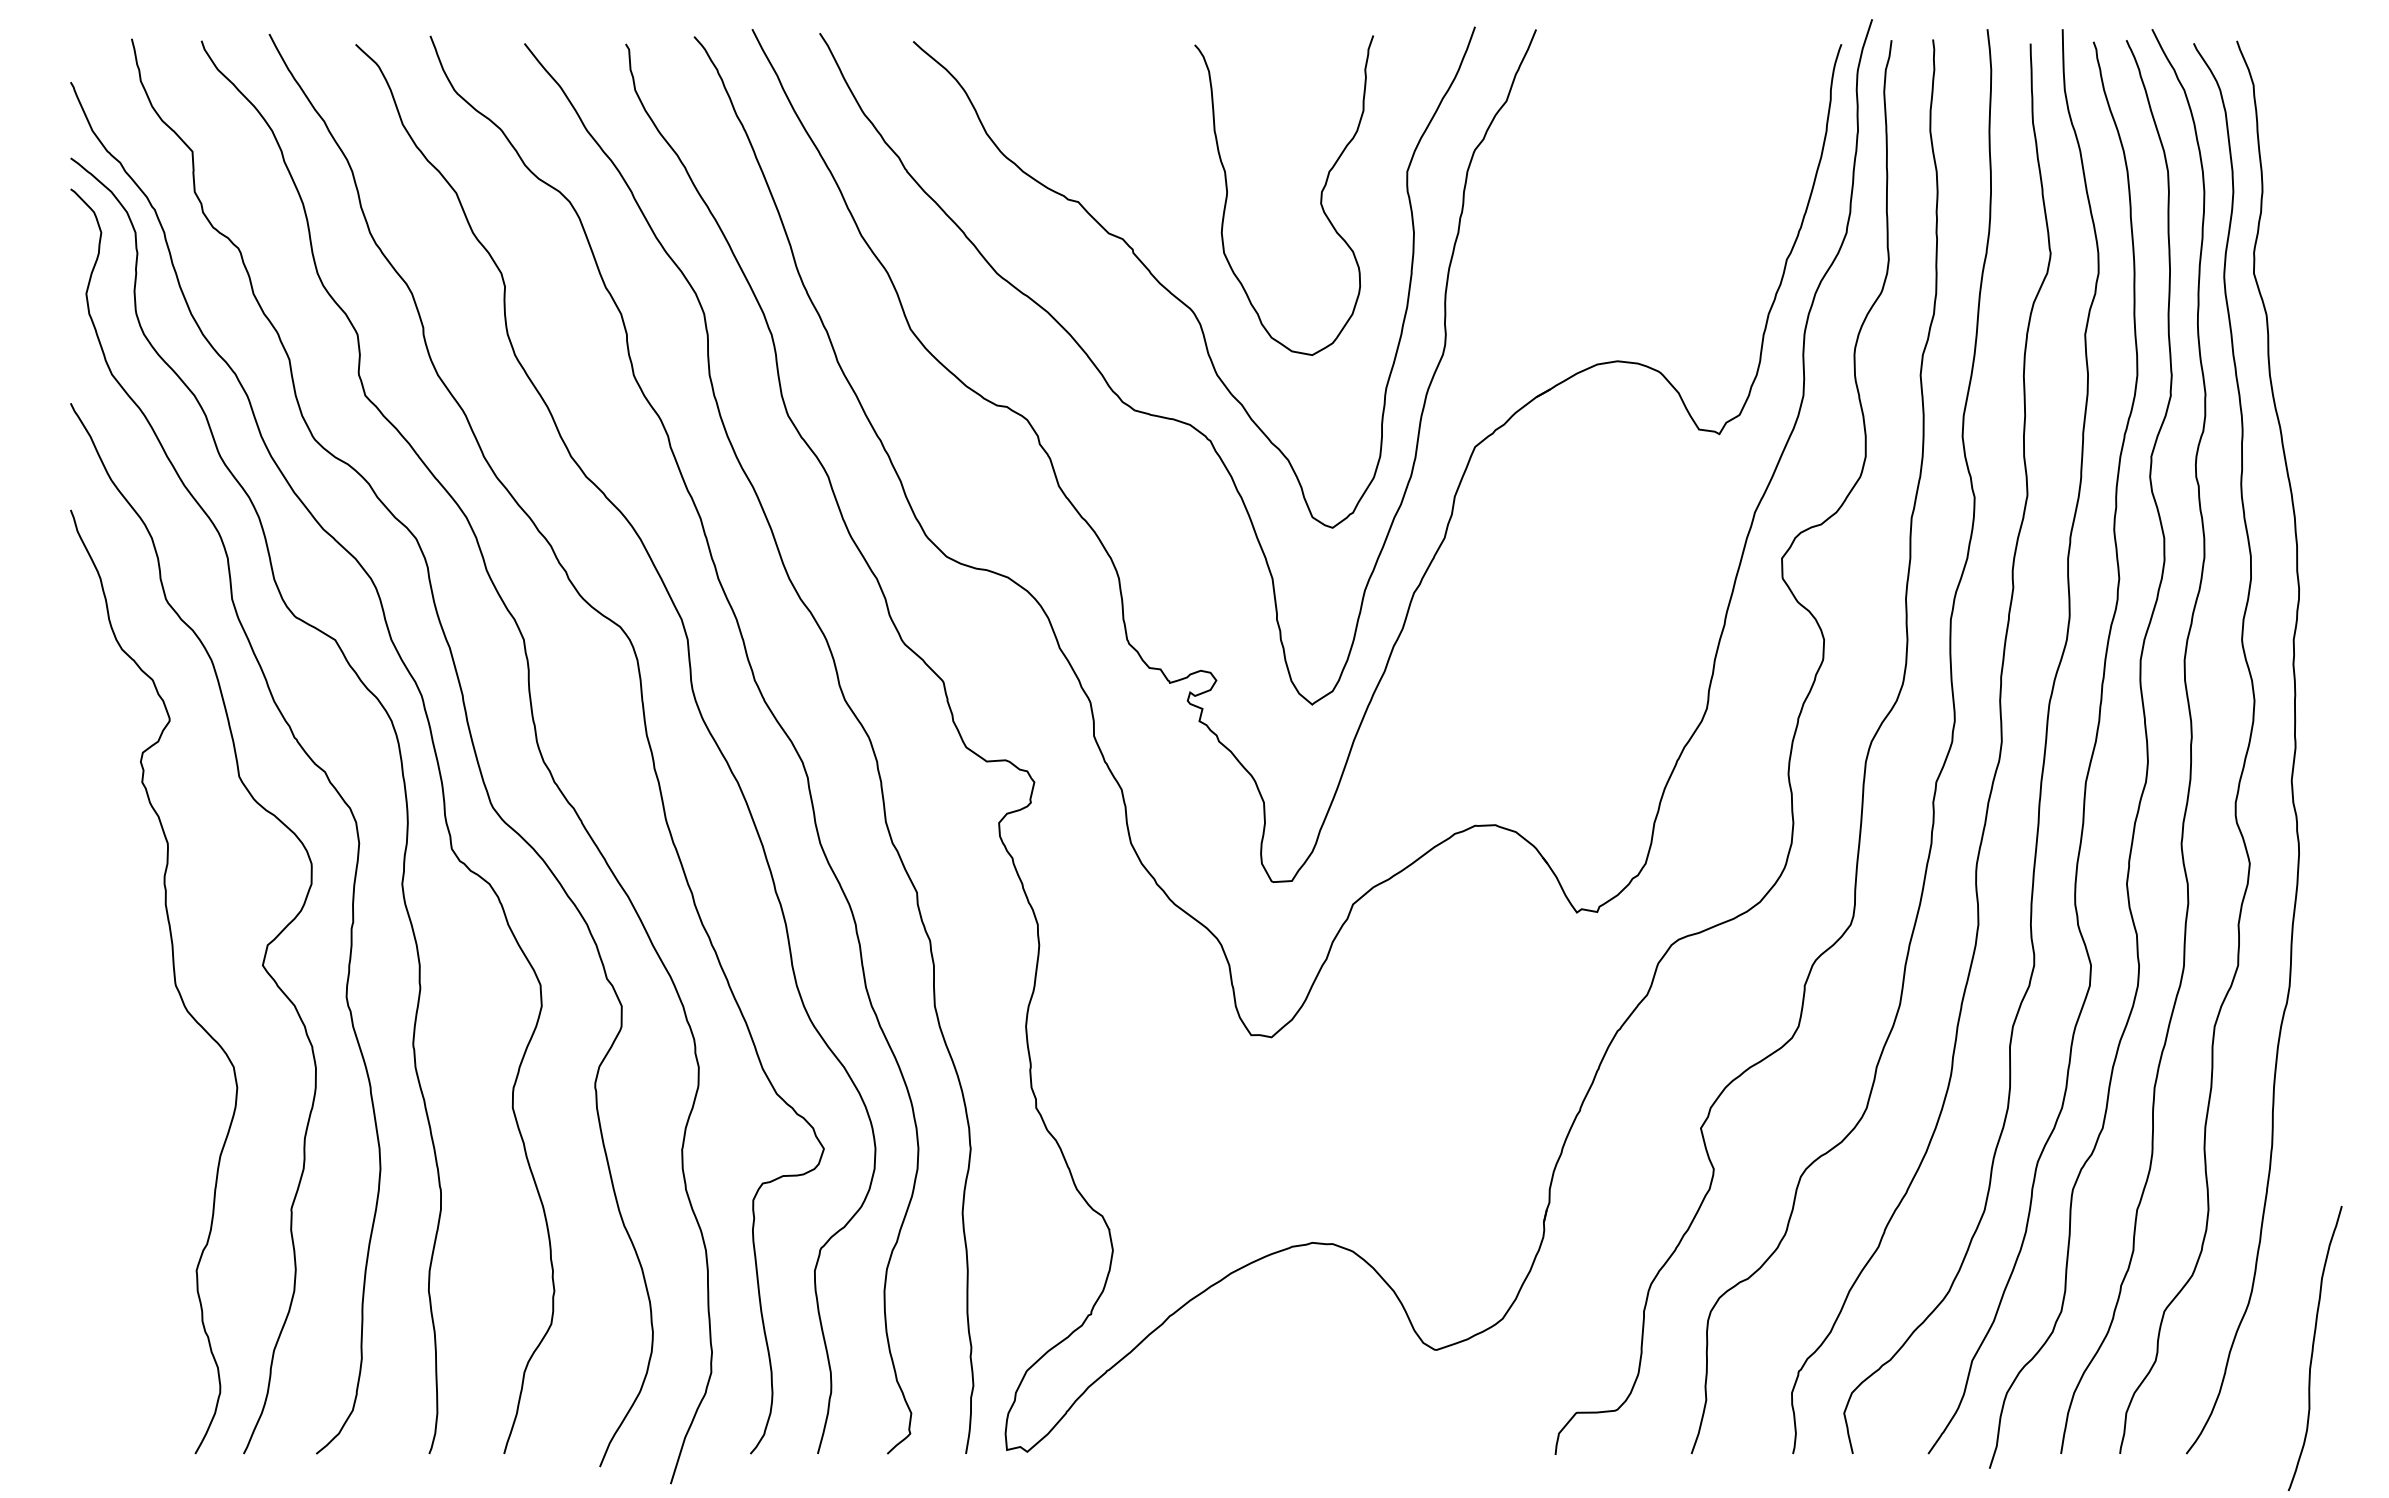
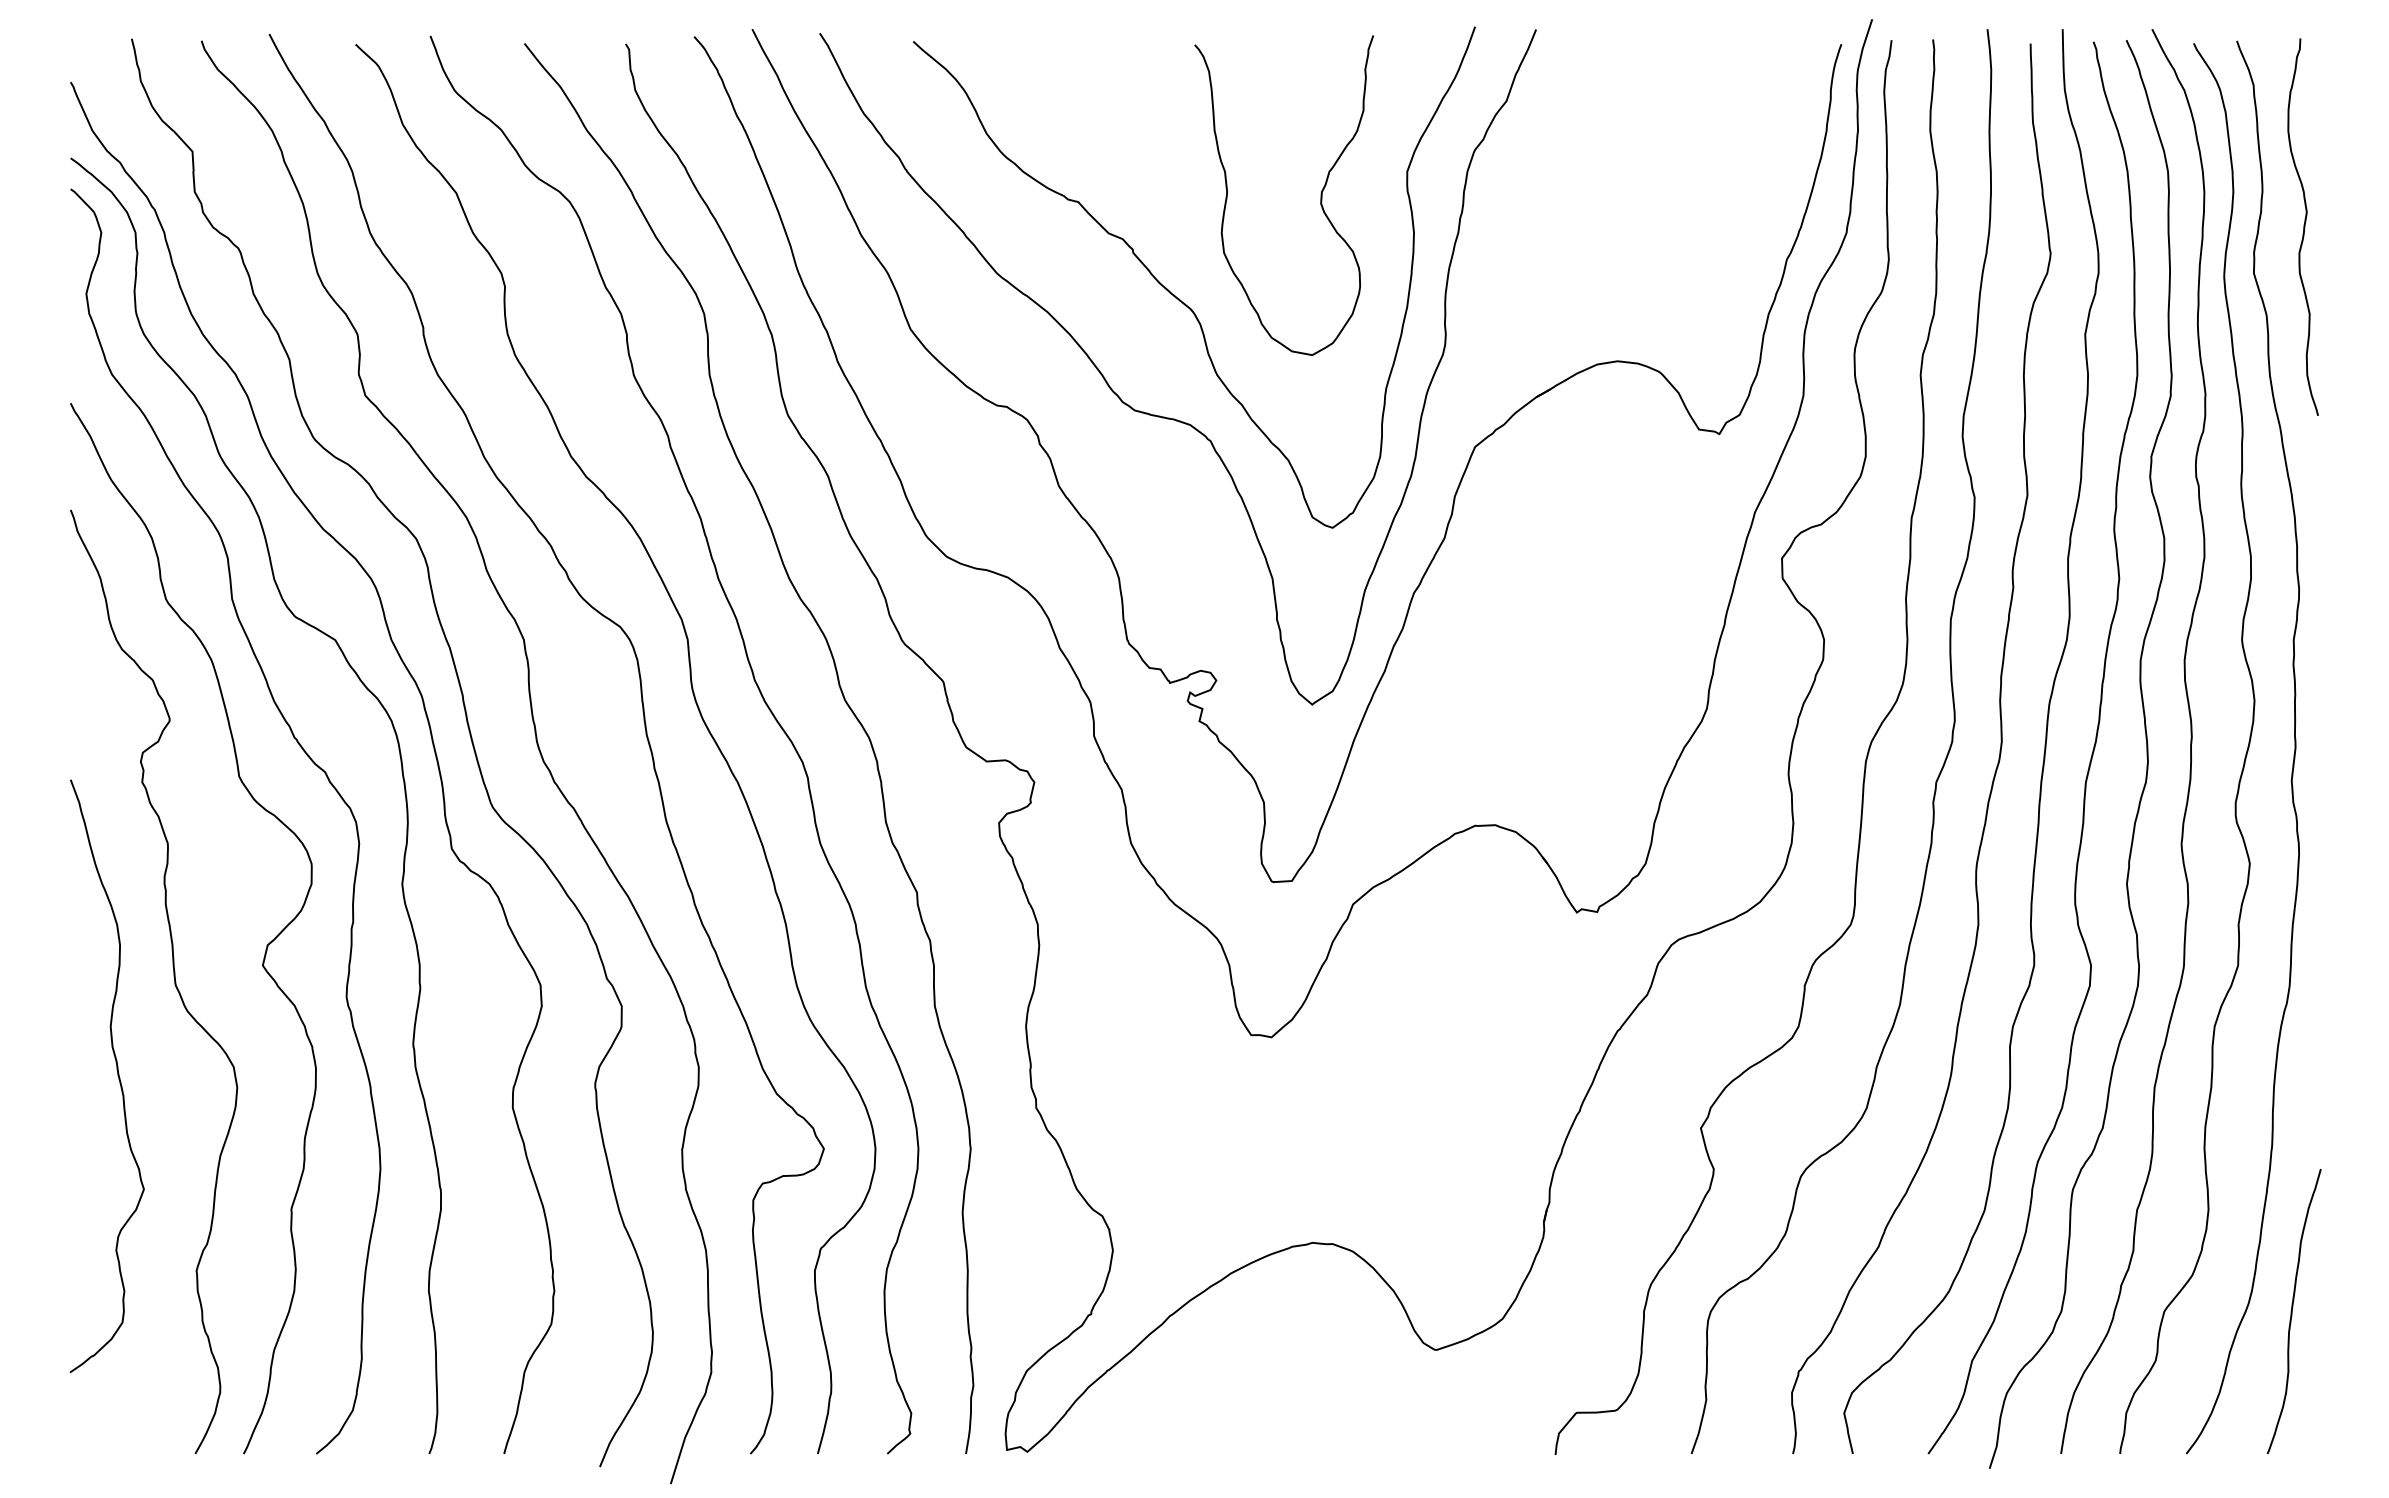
curve: none -> present (2303, 226)
curve: none -> present (117, 1075)
curve position: (2313, 1348) -> (2292, 1311) (2292, 1311)
